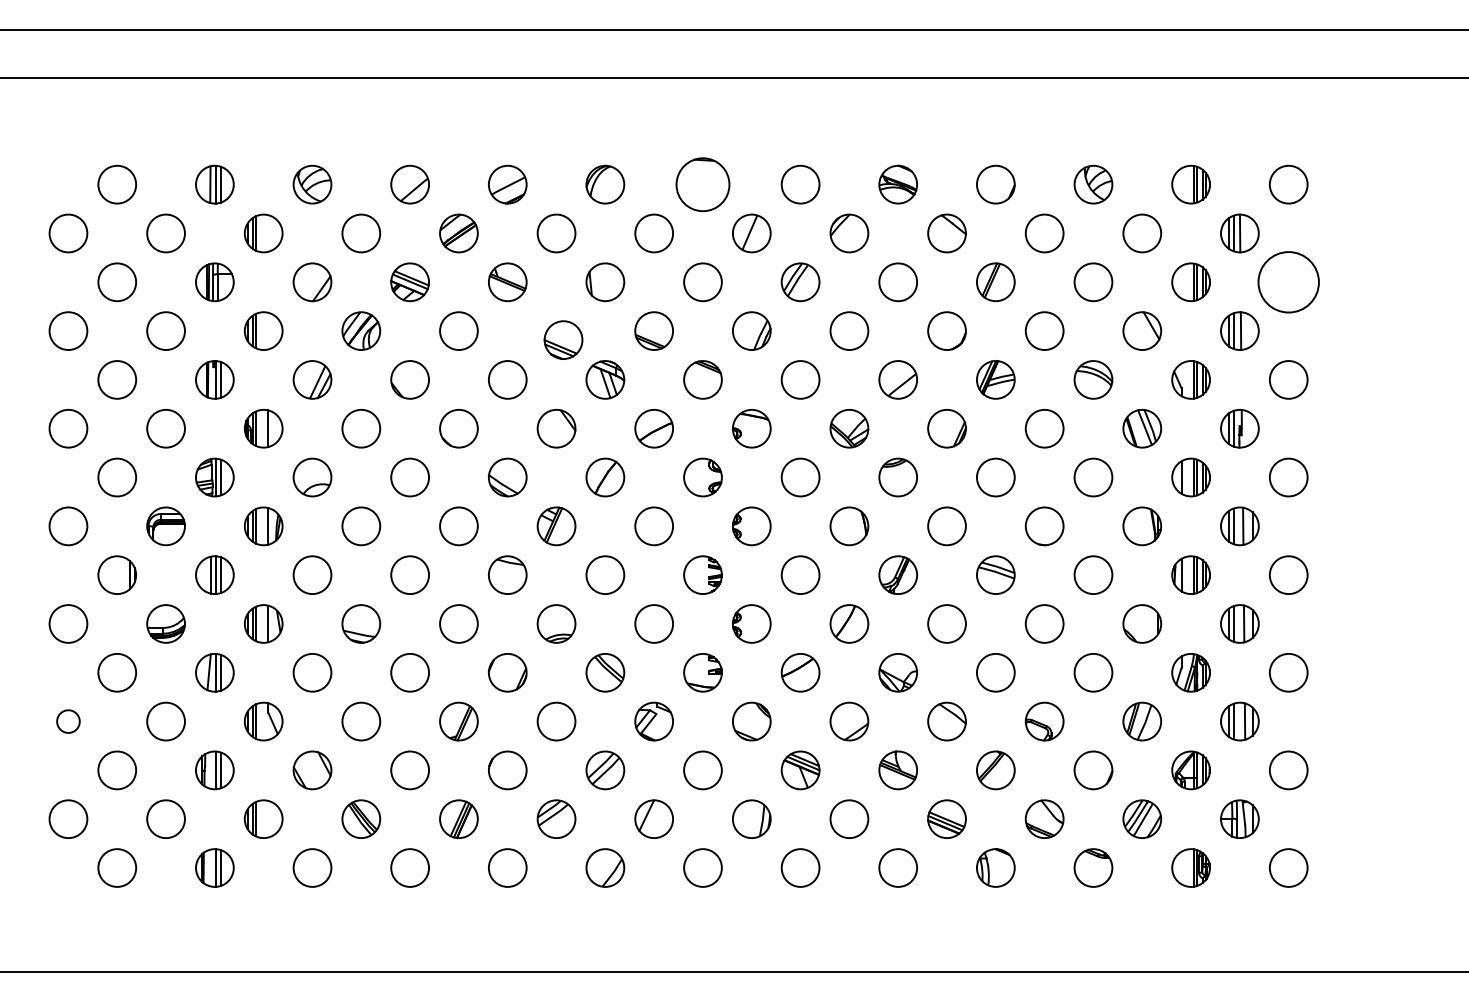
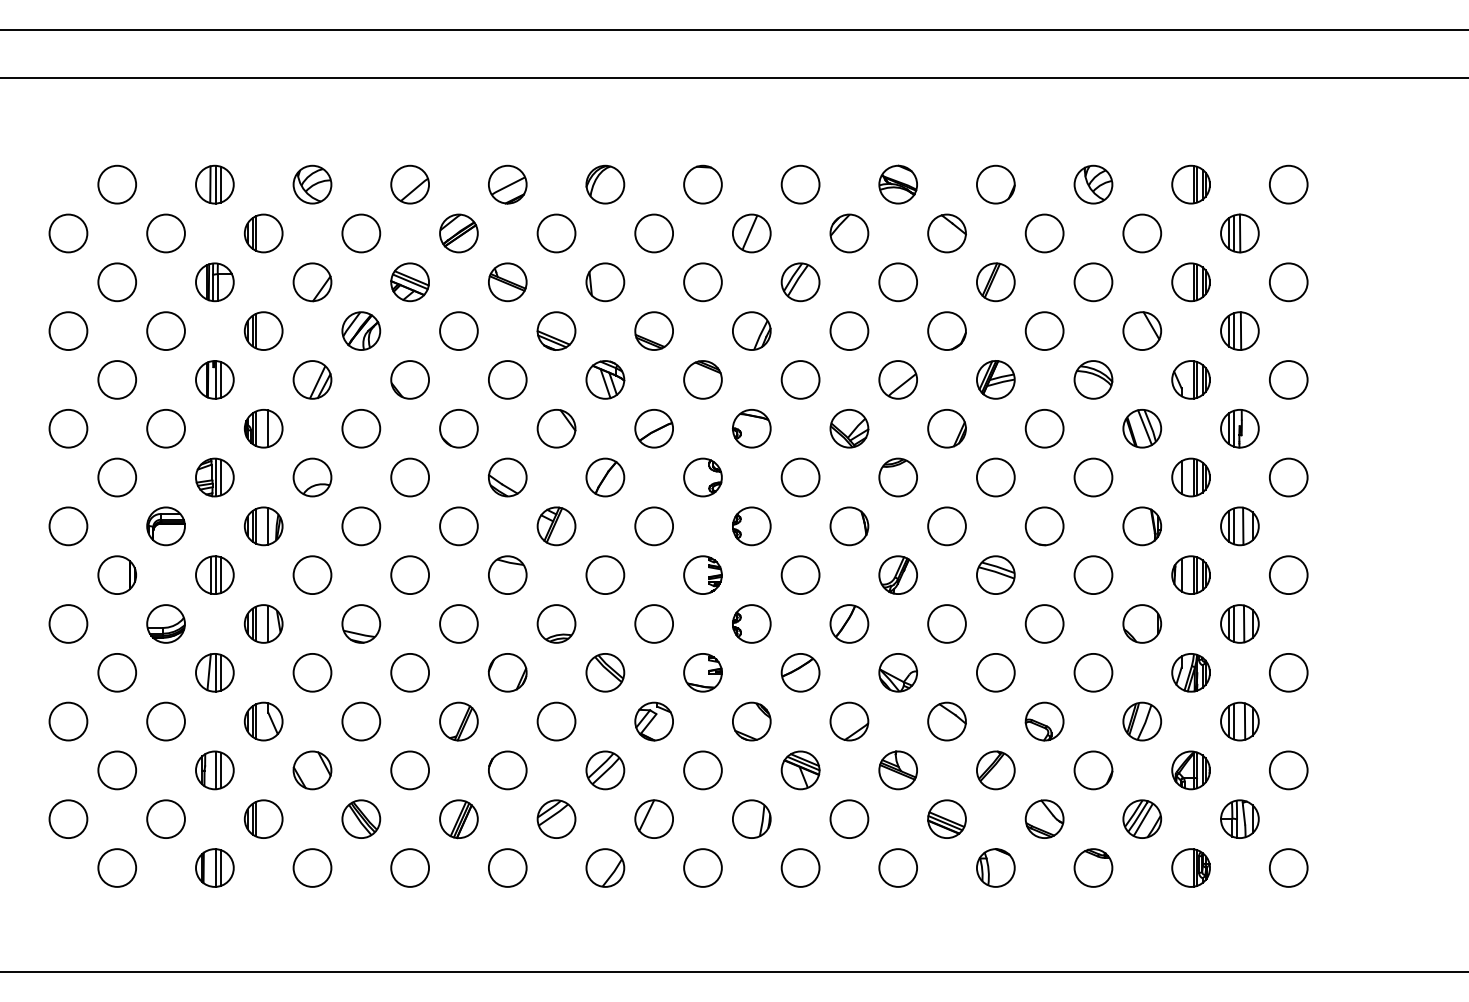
part size: 56x56 px -> 40x41 px (702, 184)
circle diameter: 60 px -> 38 px (1288, 282)
part position: (563, 339) -> (556, 330) (556, 330)
circle diameter: 23 px -> 38 px (68, 721)
